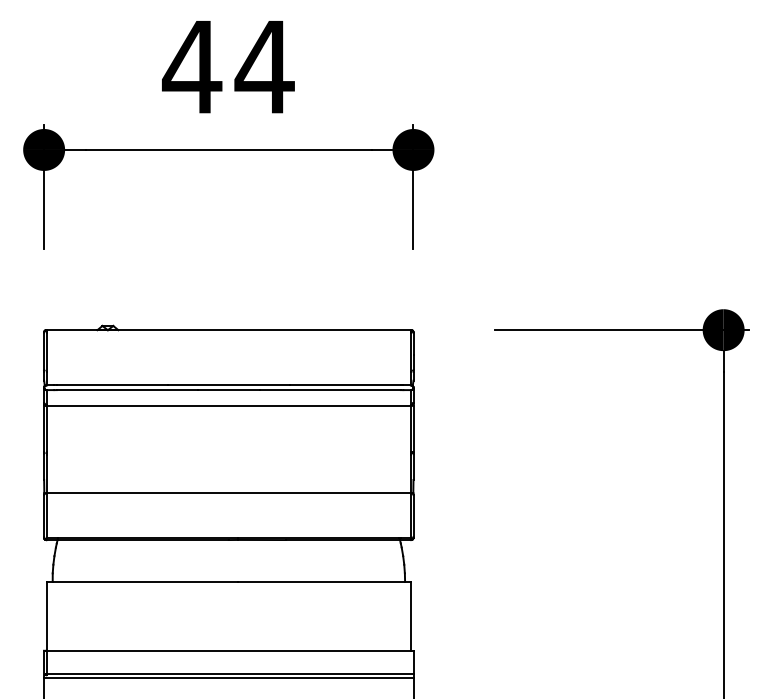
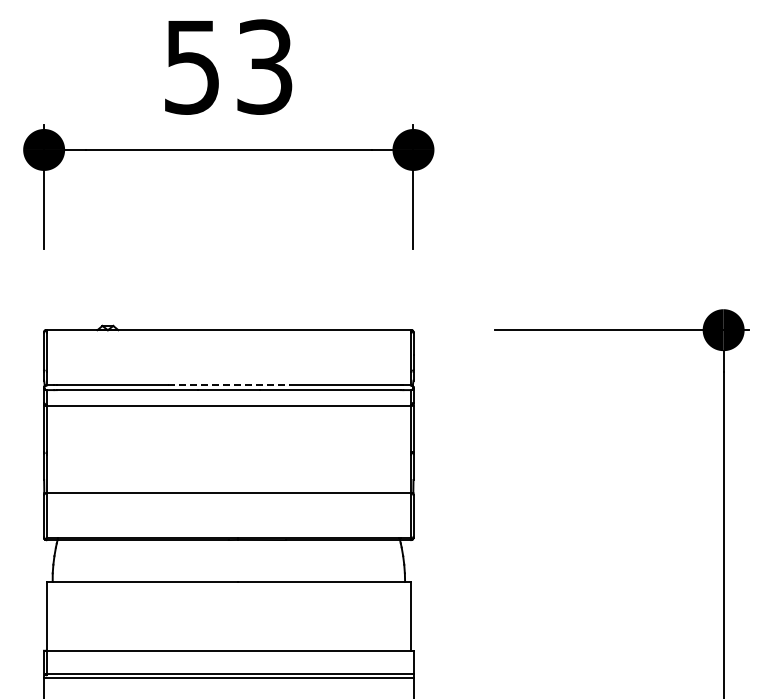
text: 44 -> 53 (227, 66)
line: solid -> dashed (228, 385)
